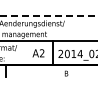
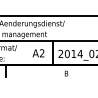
line: dashed -> solid (49, 16)
